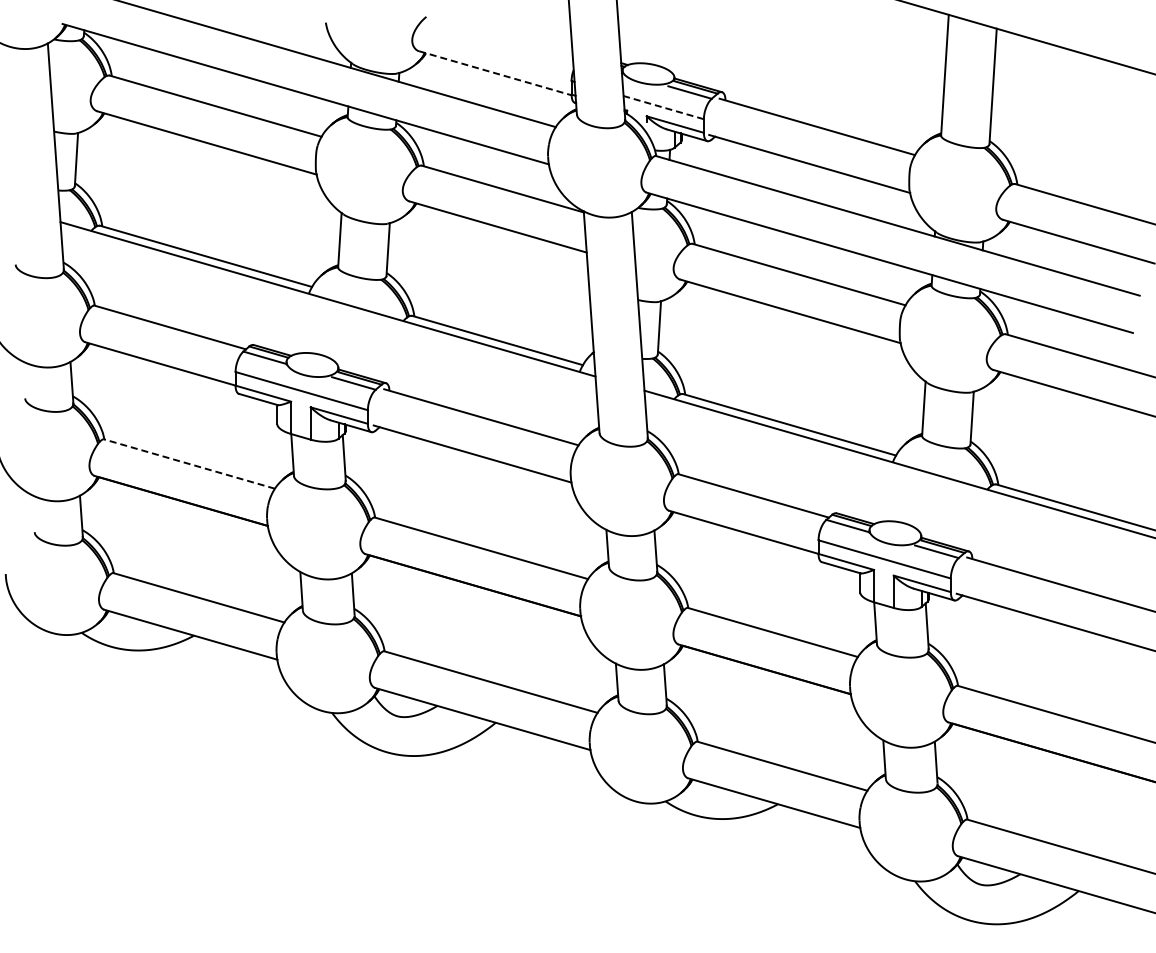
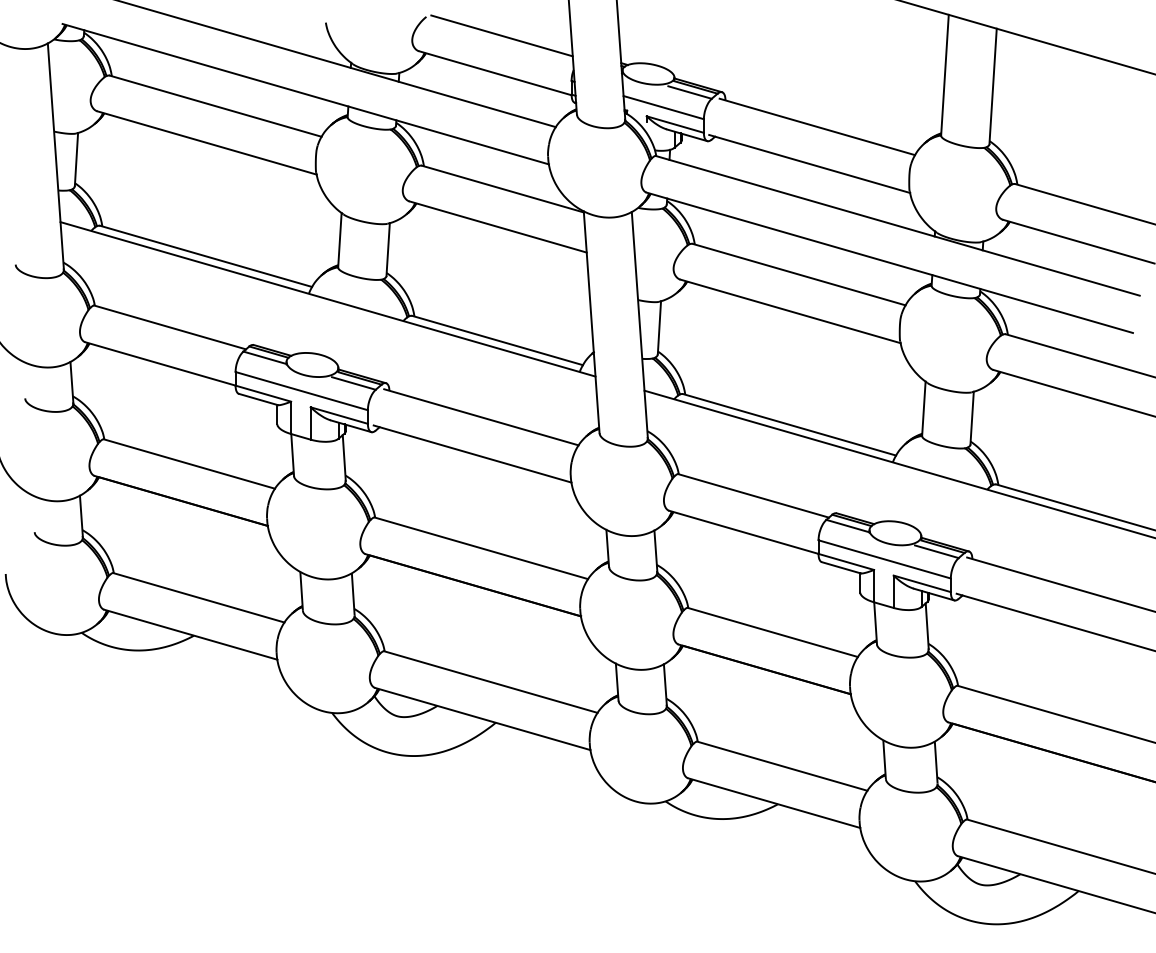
line: none -> present (501, 35)
line: dashed -> solid (495, 73)
line: dashed -> solid (663, 107)
line: dashed -> solid (188, 463)
